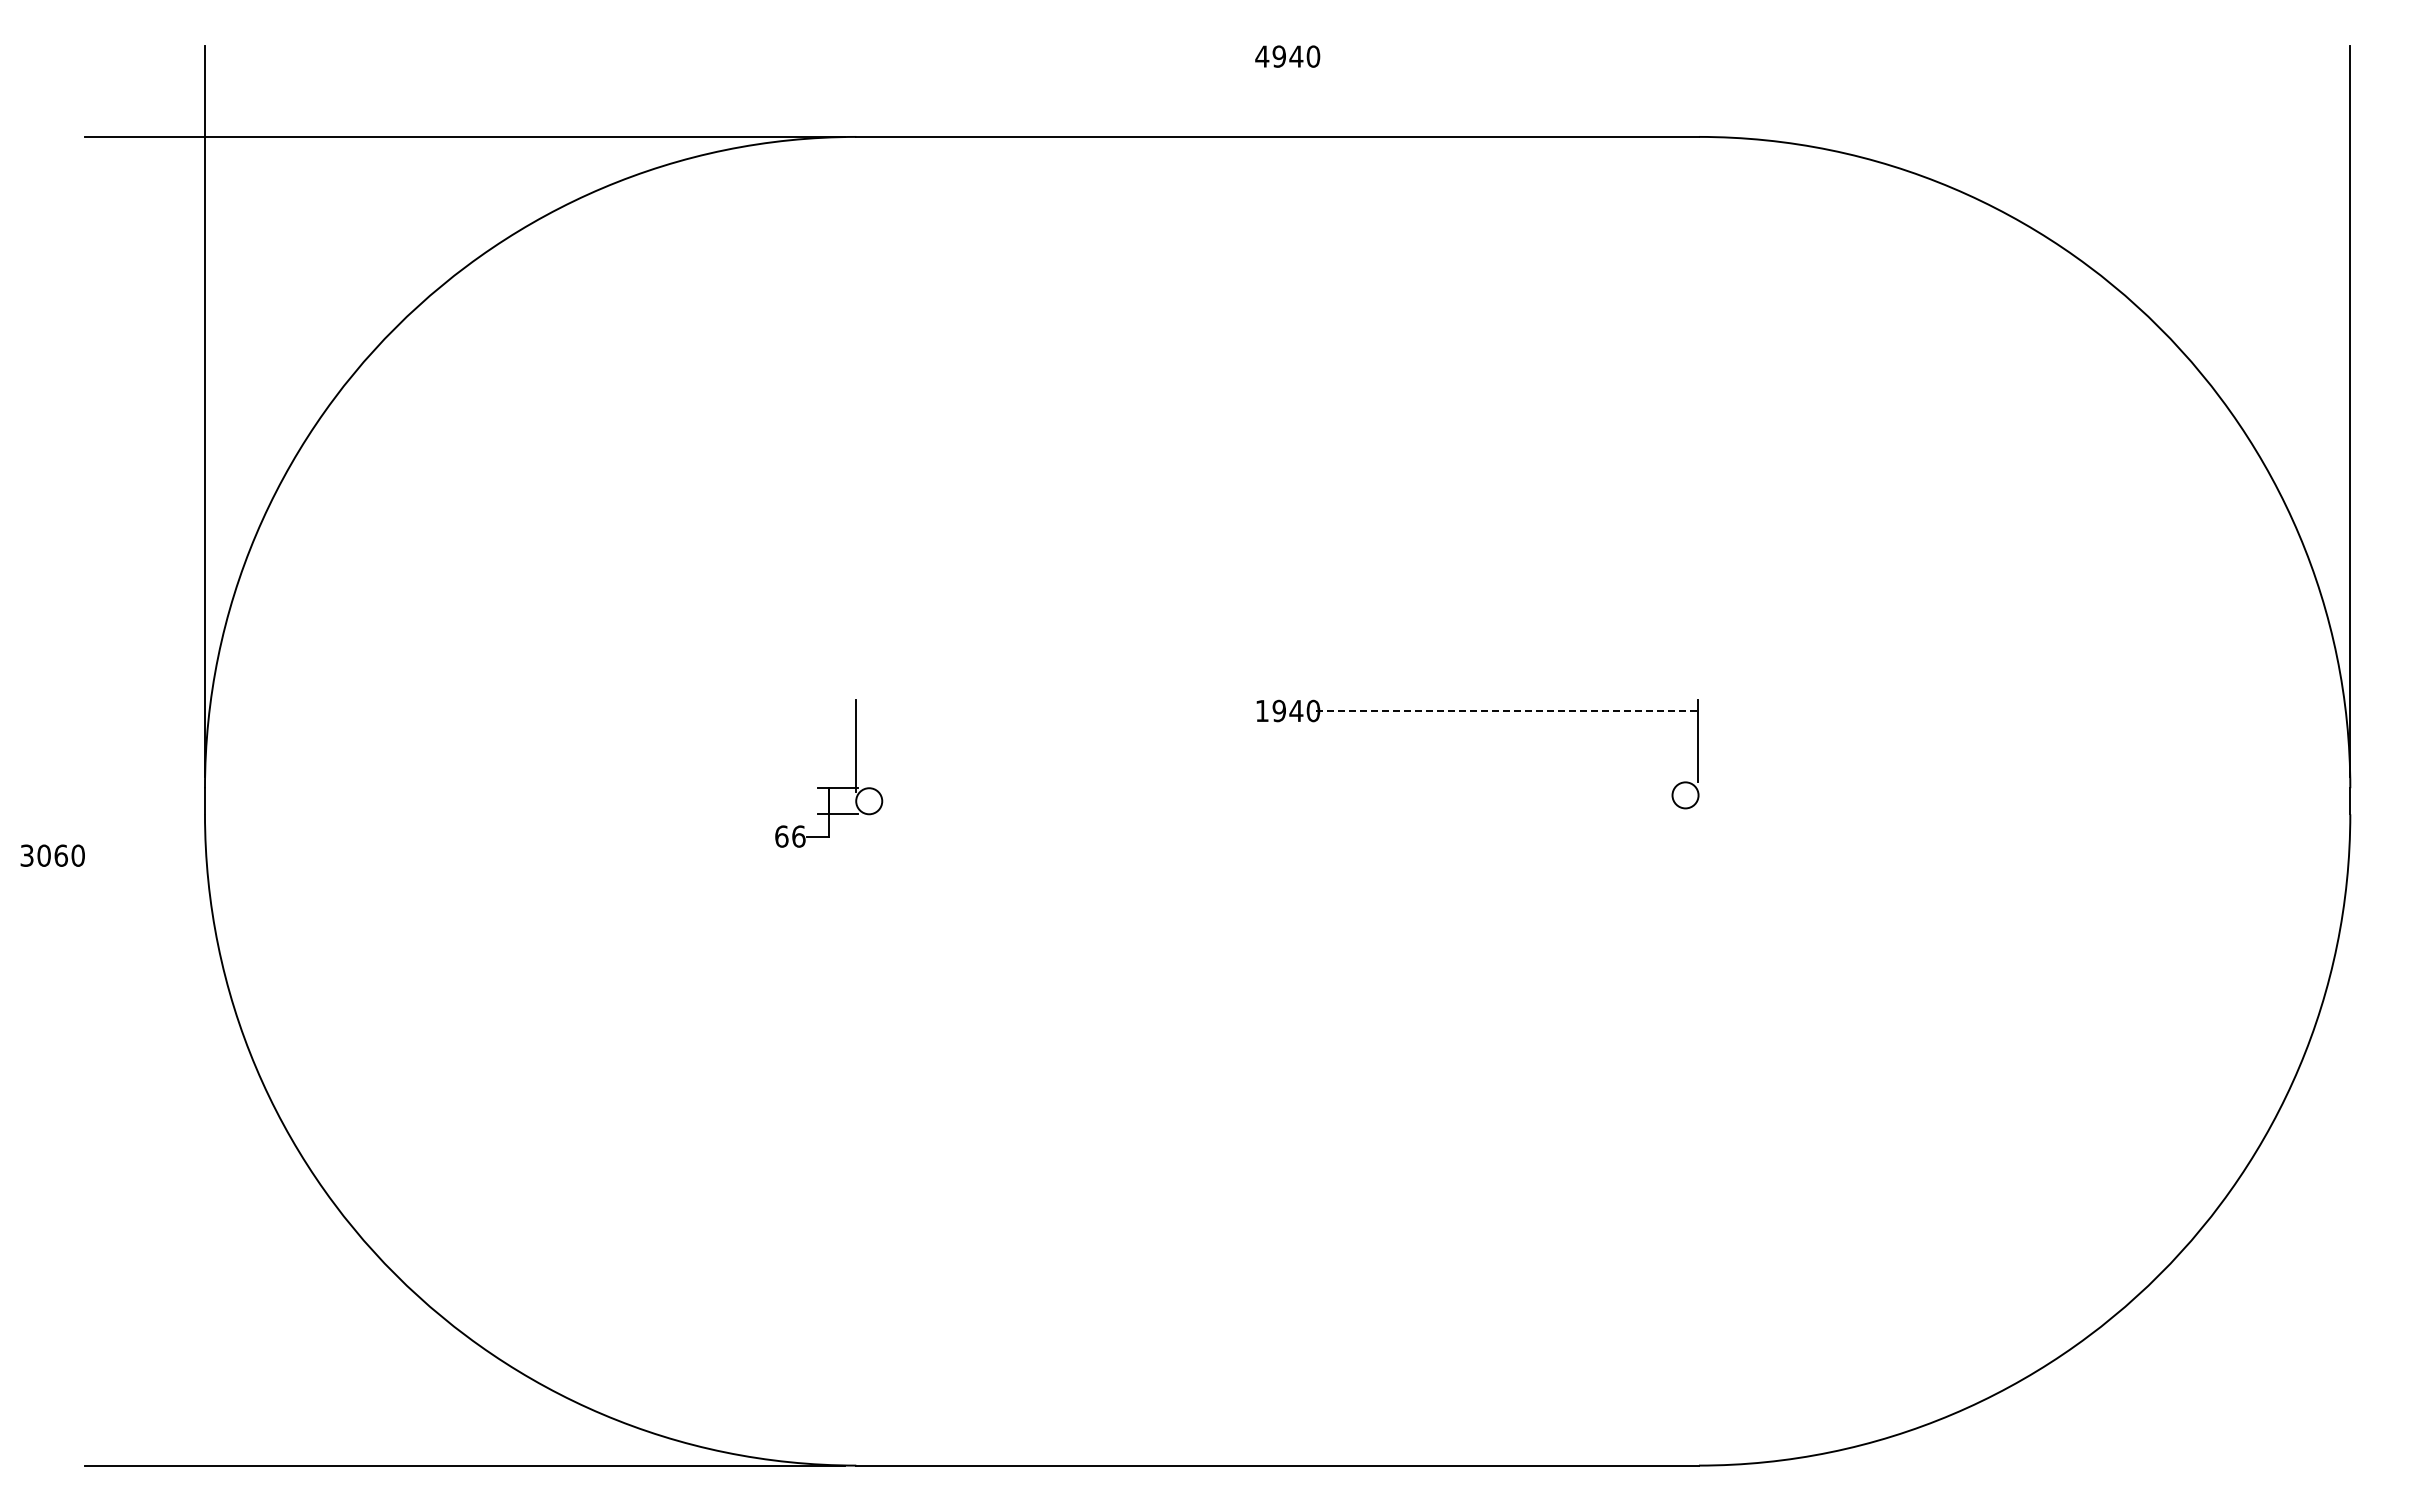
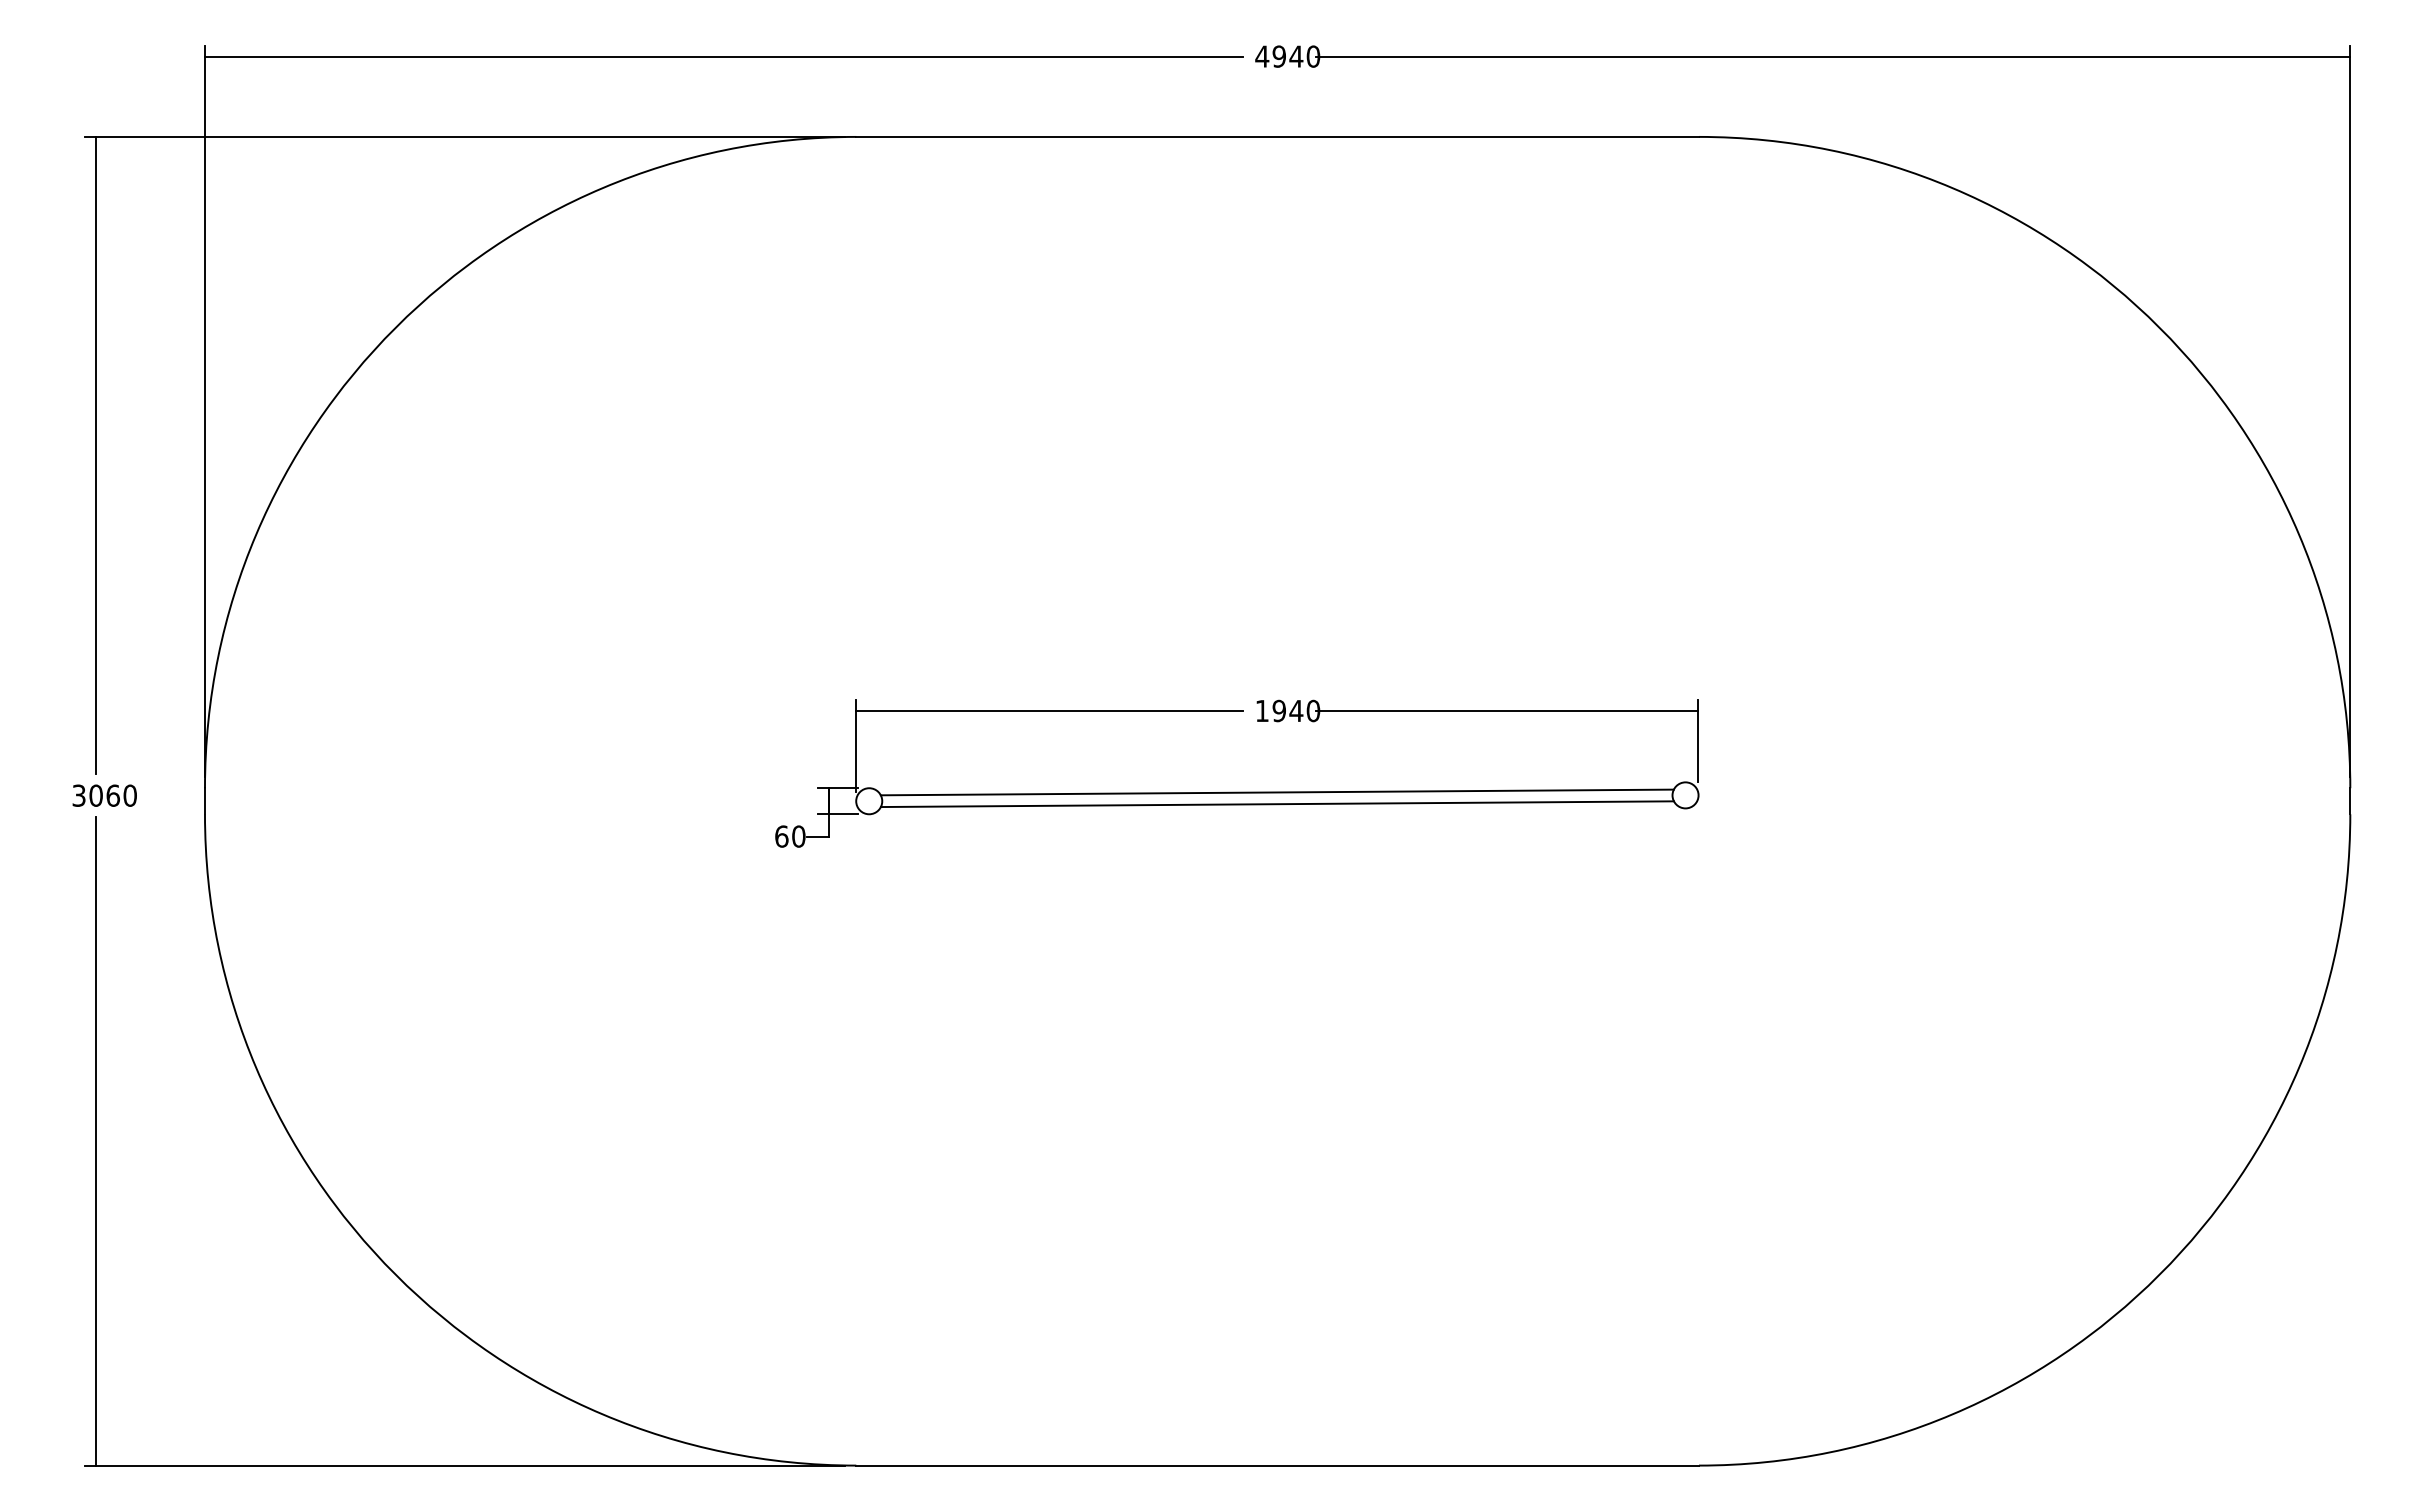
line: none -> present (723, 56)
line: none -> present (1832, 56)
line: none -> present (96, 455)
line: none -> present (1049, 711)
line: dashed -> solid (1507, 711)
line: none -> present (1276, 792)
line: none -> present (1276, 804)
text: 66 -> 60 (798, 836)
text position: (52, 855) -> (104, 795) (104, 795)
line: none -> present (96, 1141)
